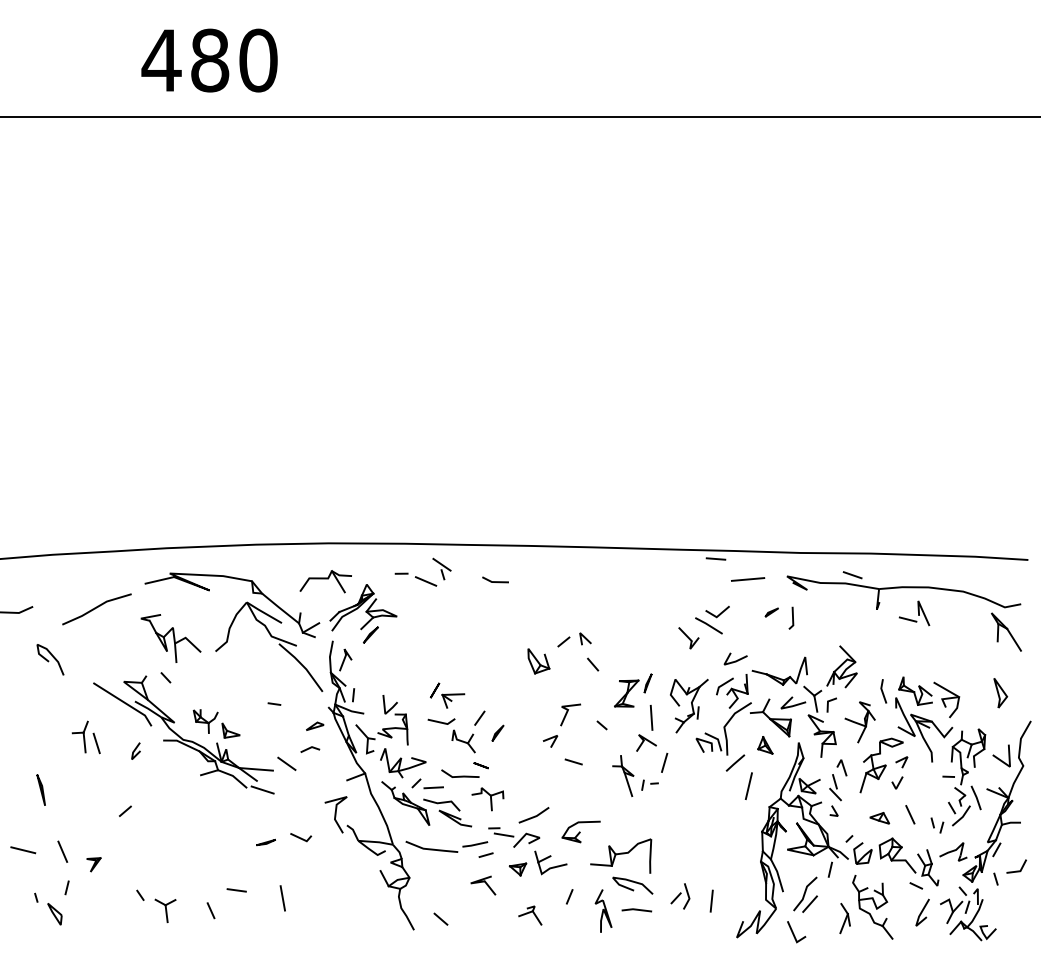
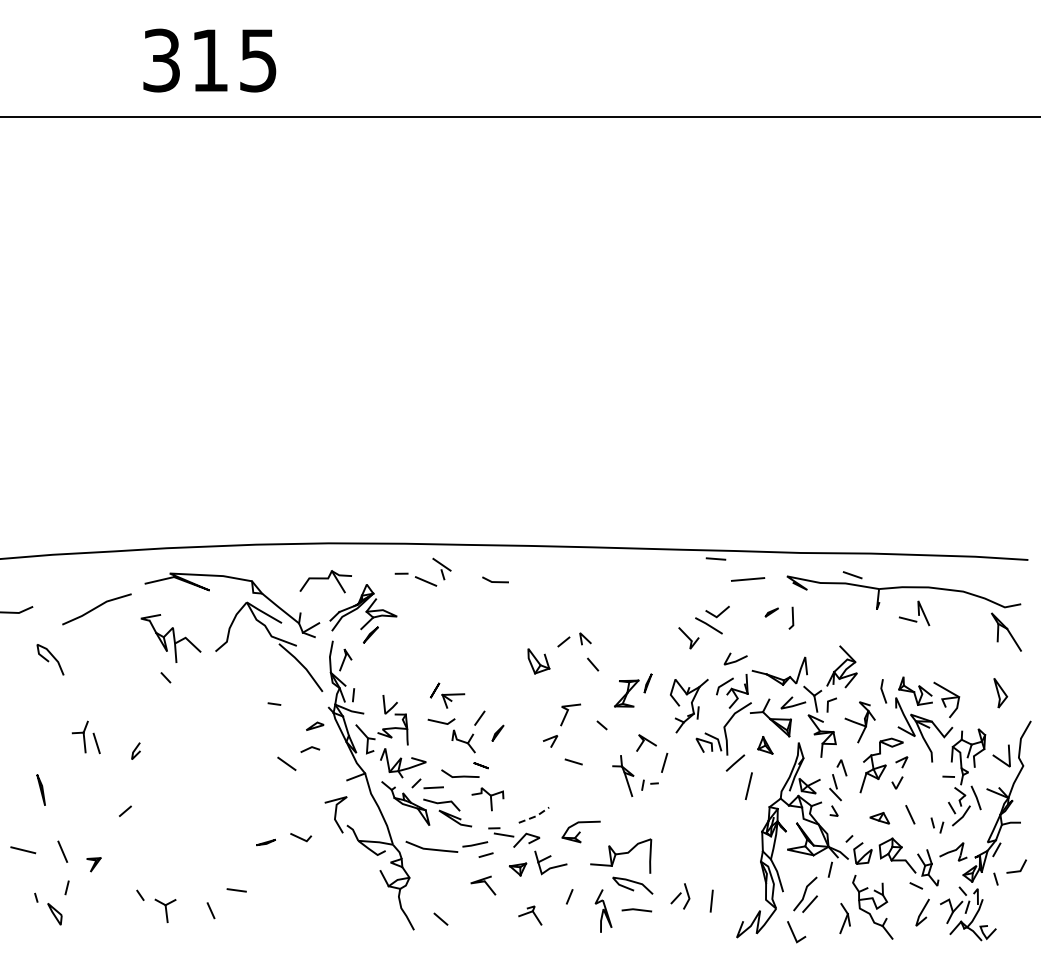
text: 480 -> 315 (209, 60)
line: present -> none (651, 717)
part: present -> none (183, 734)
line: solid -> dashed (535, 816)
line: present -> none (282, 898)
